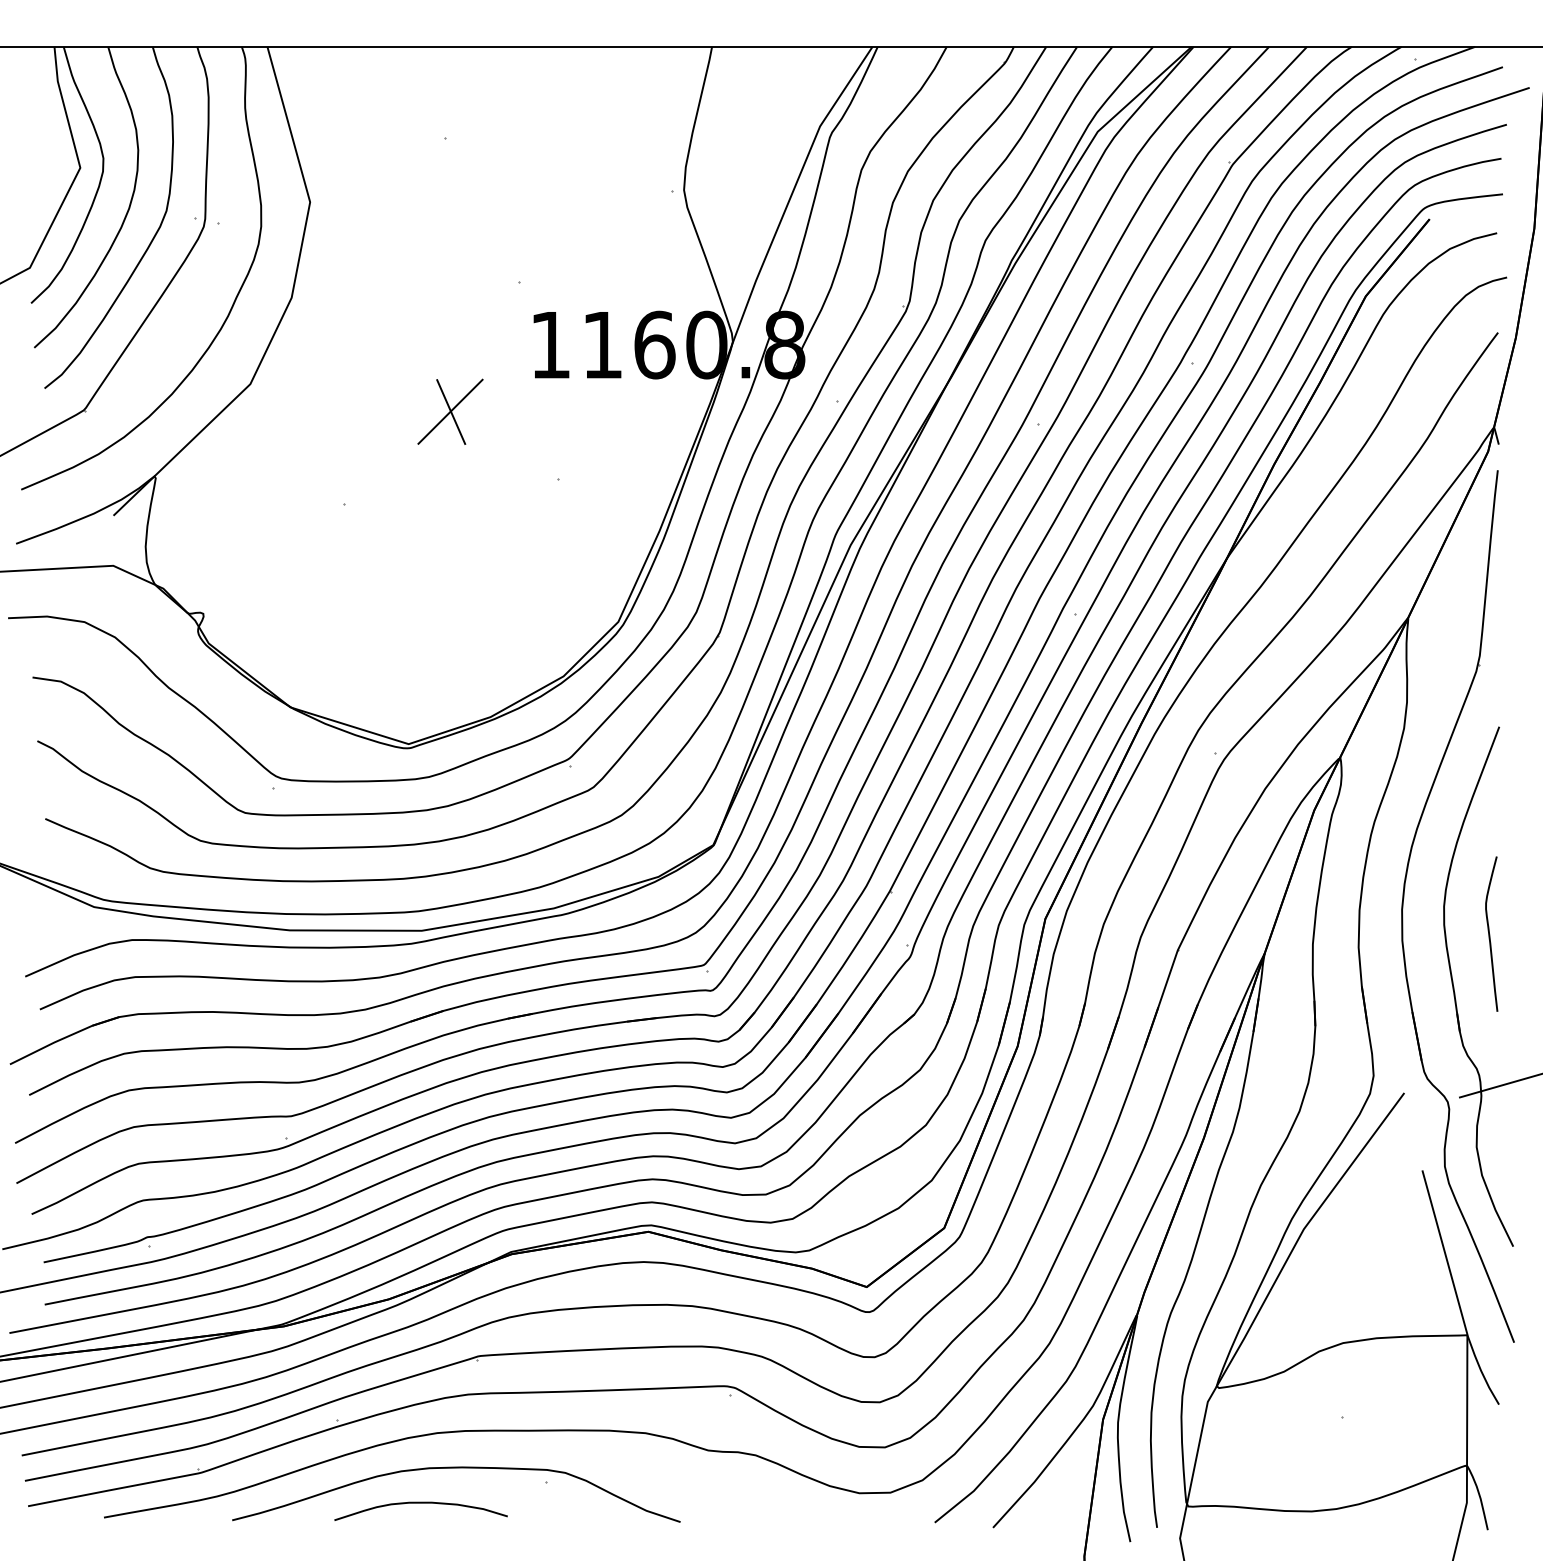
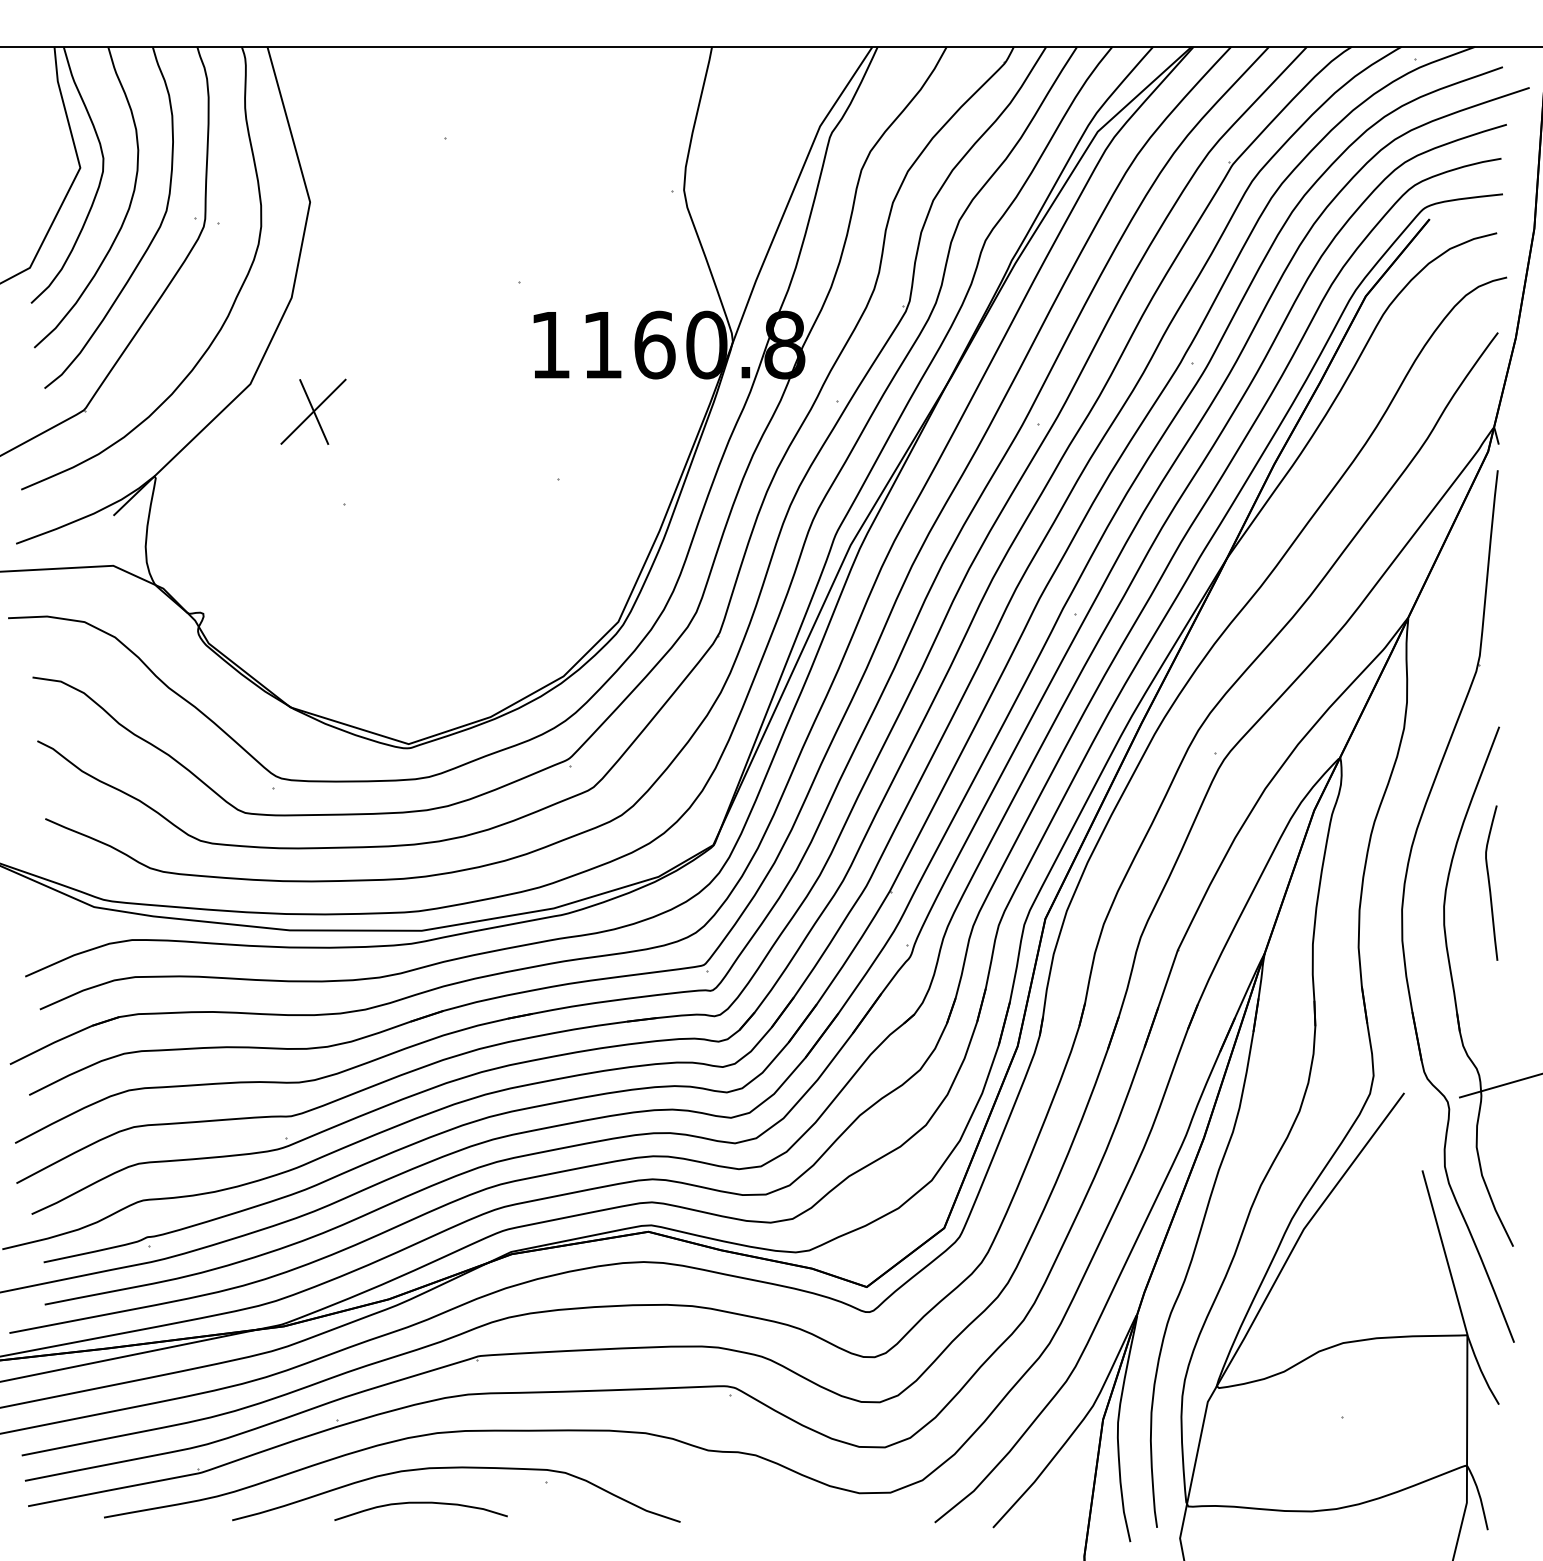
part position: (450, 411) -> (313, 411) (313, 411)
curve position: (1490, 934) -> (1490, 883) (1490, 883)
